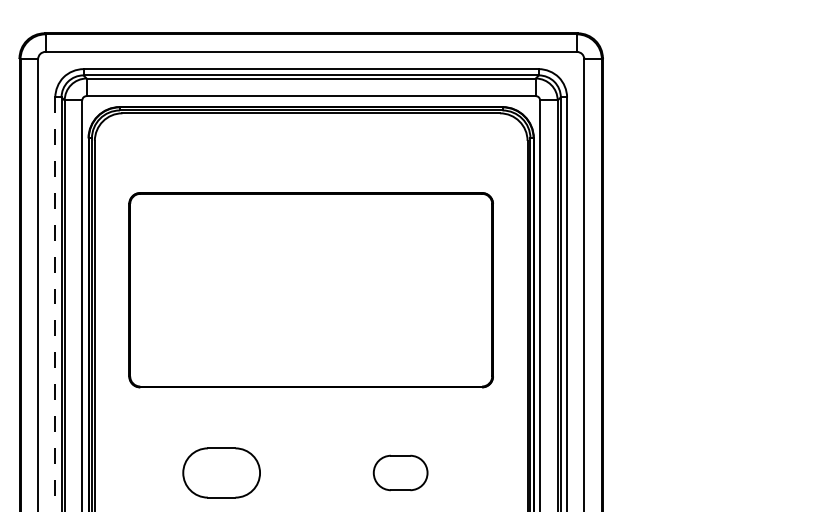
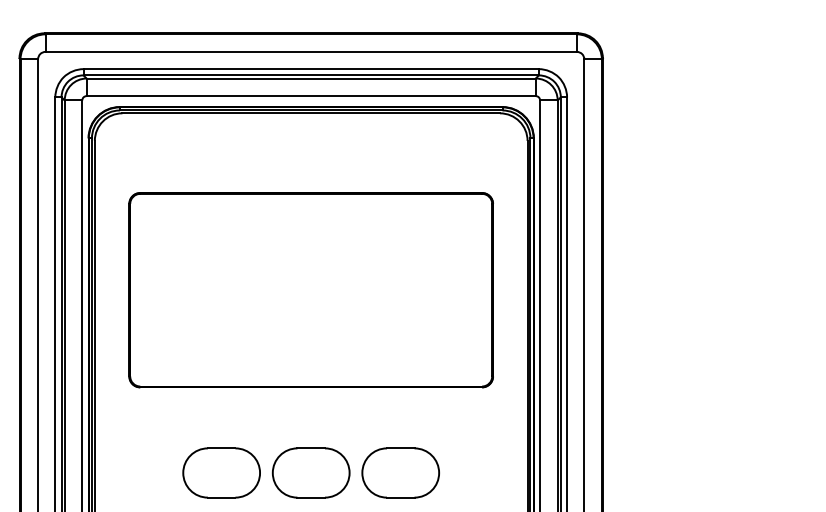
line: dashed -> solid (55, 305)
part: none -> present (310, 472)
part size: 57x38 px -> 79x52 px (400, 472)
